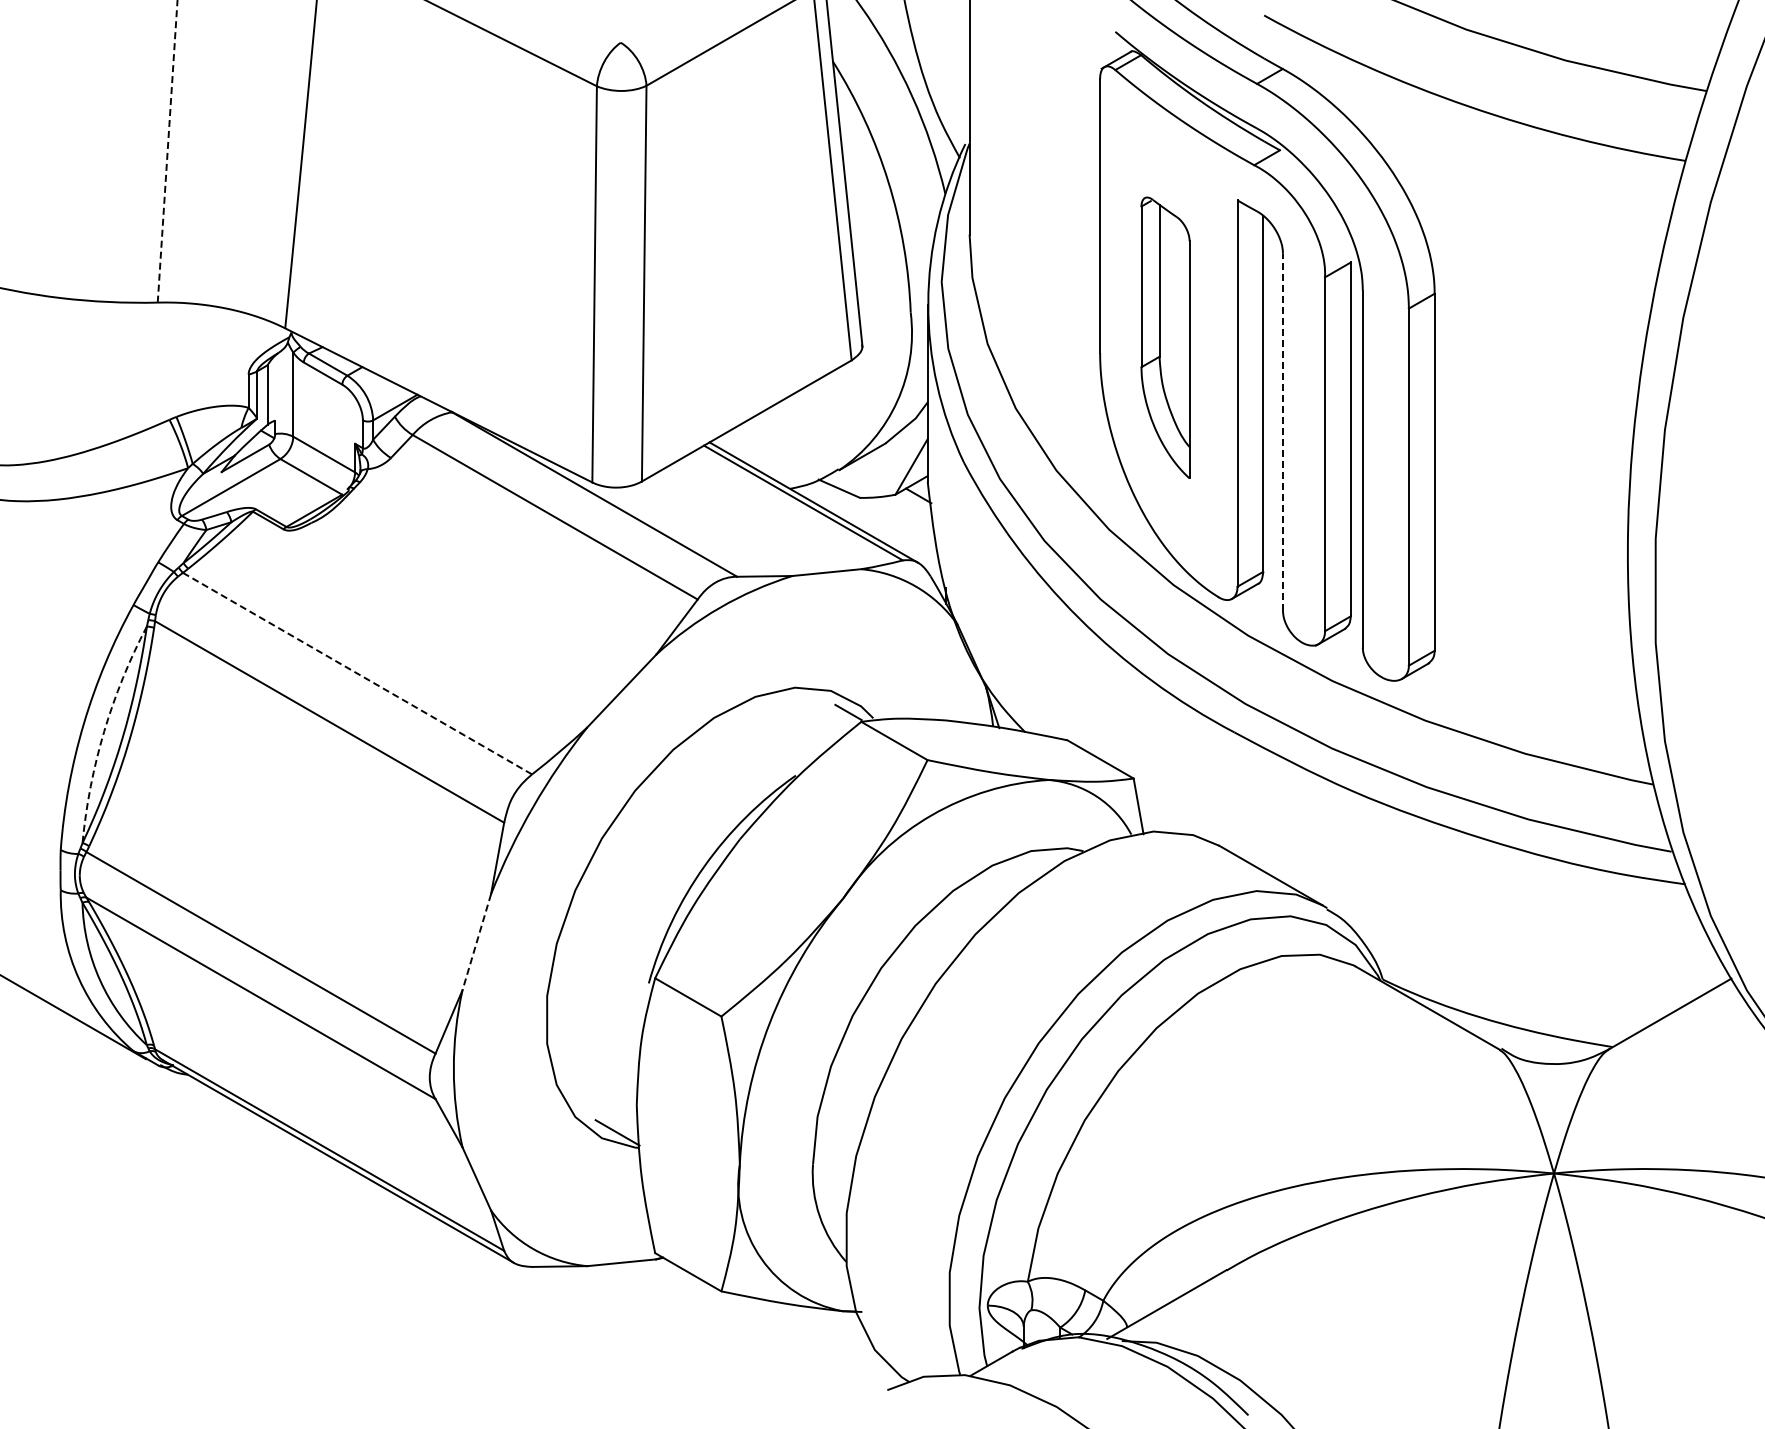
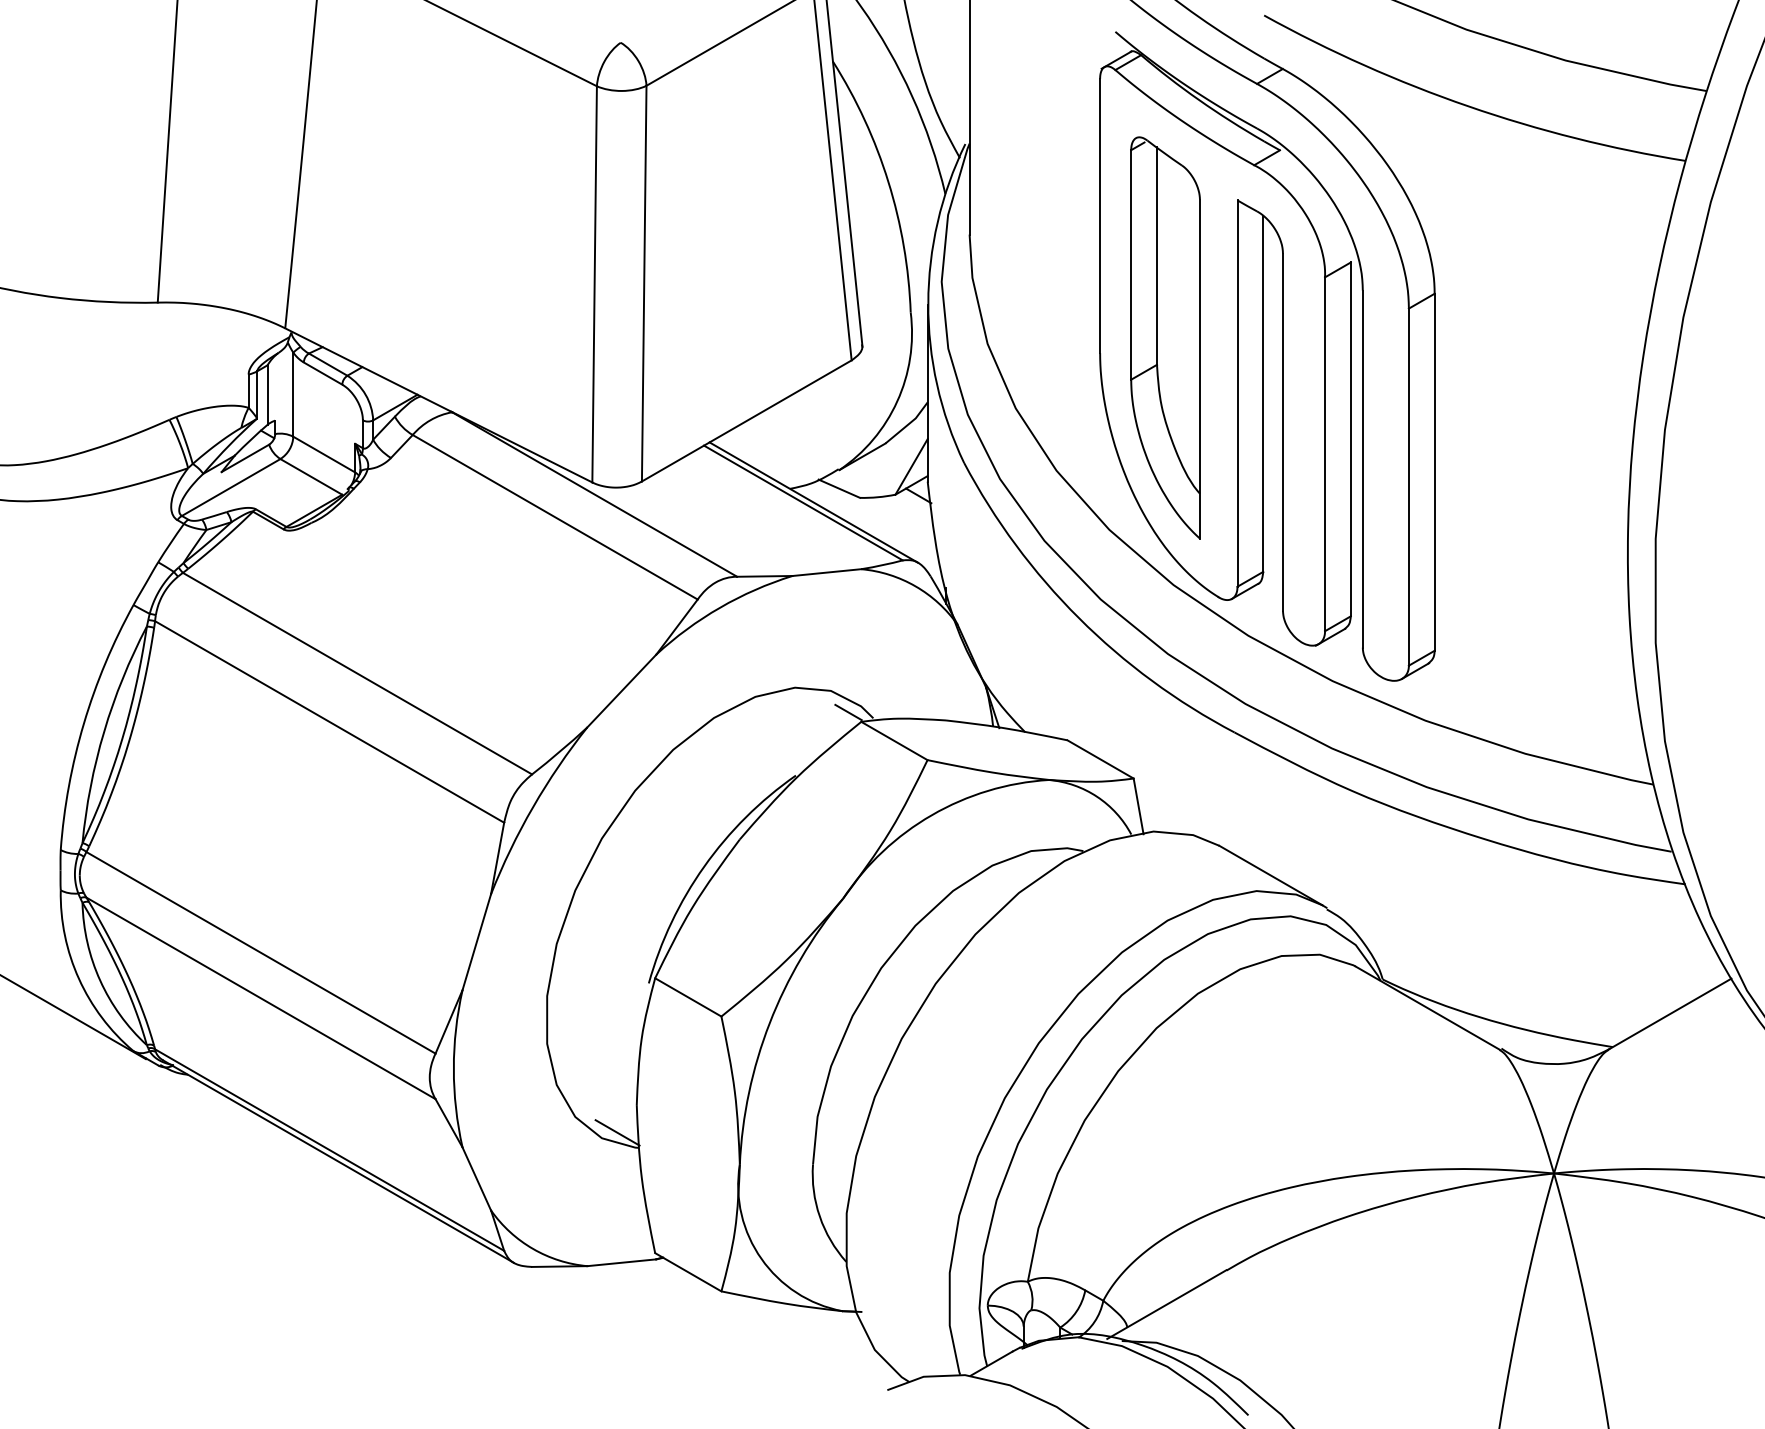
line: dashed -> solid (167, 150)
part size: 51x283 px -> 71x404 px (1165, 337)
line: dashed -> solid (1282, 432)
line: dashed -> solid (357, 673)
arc: dashed -> solid (104, 731)
line: dashed -> solid (476, 942)
